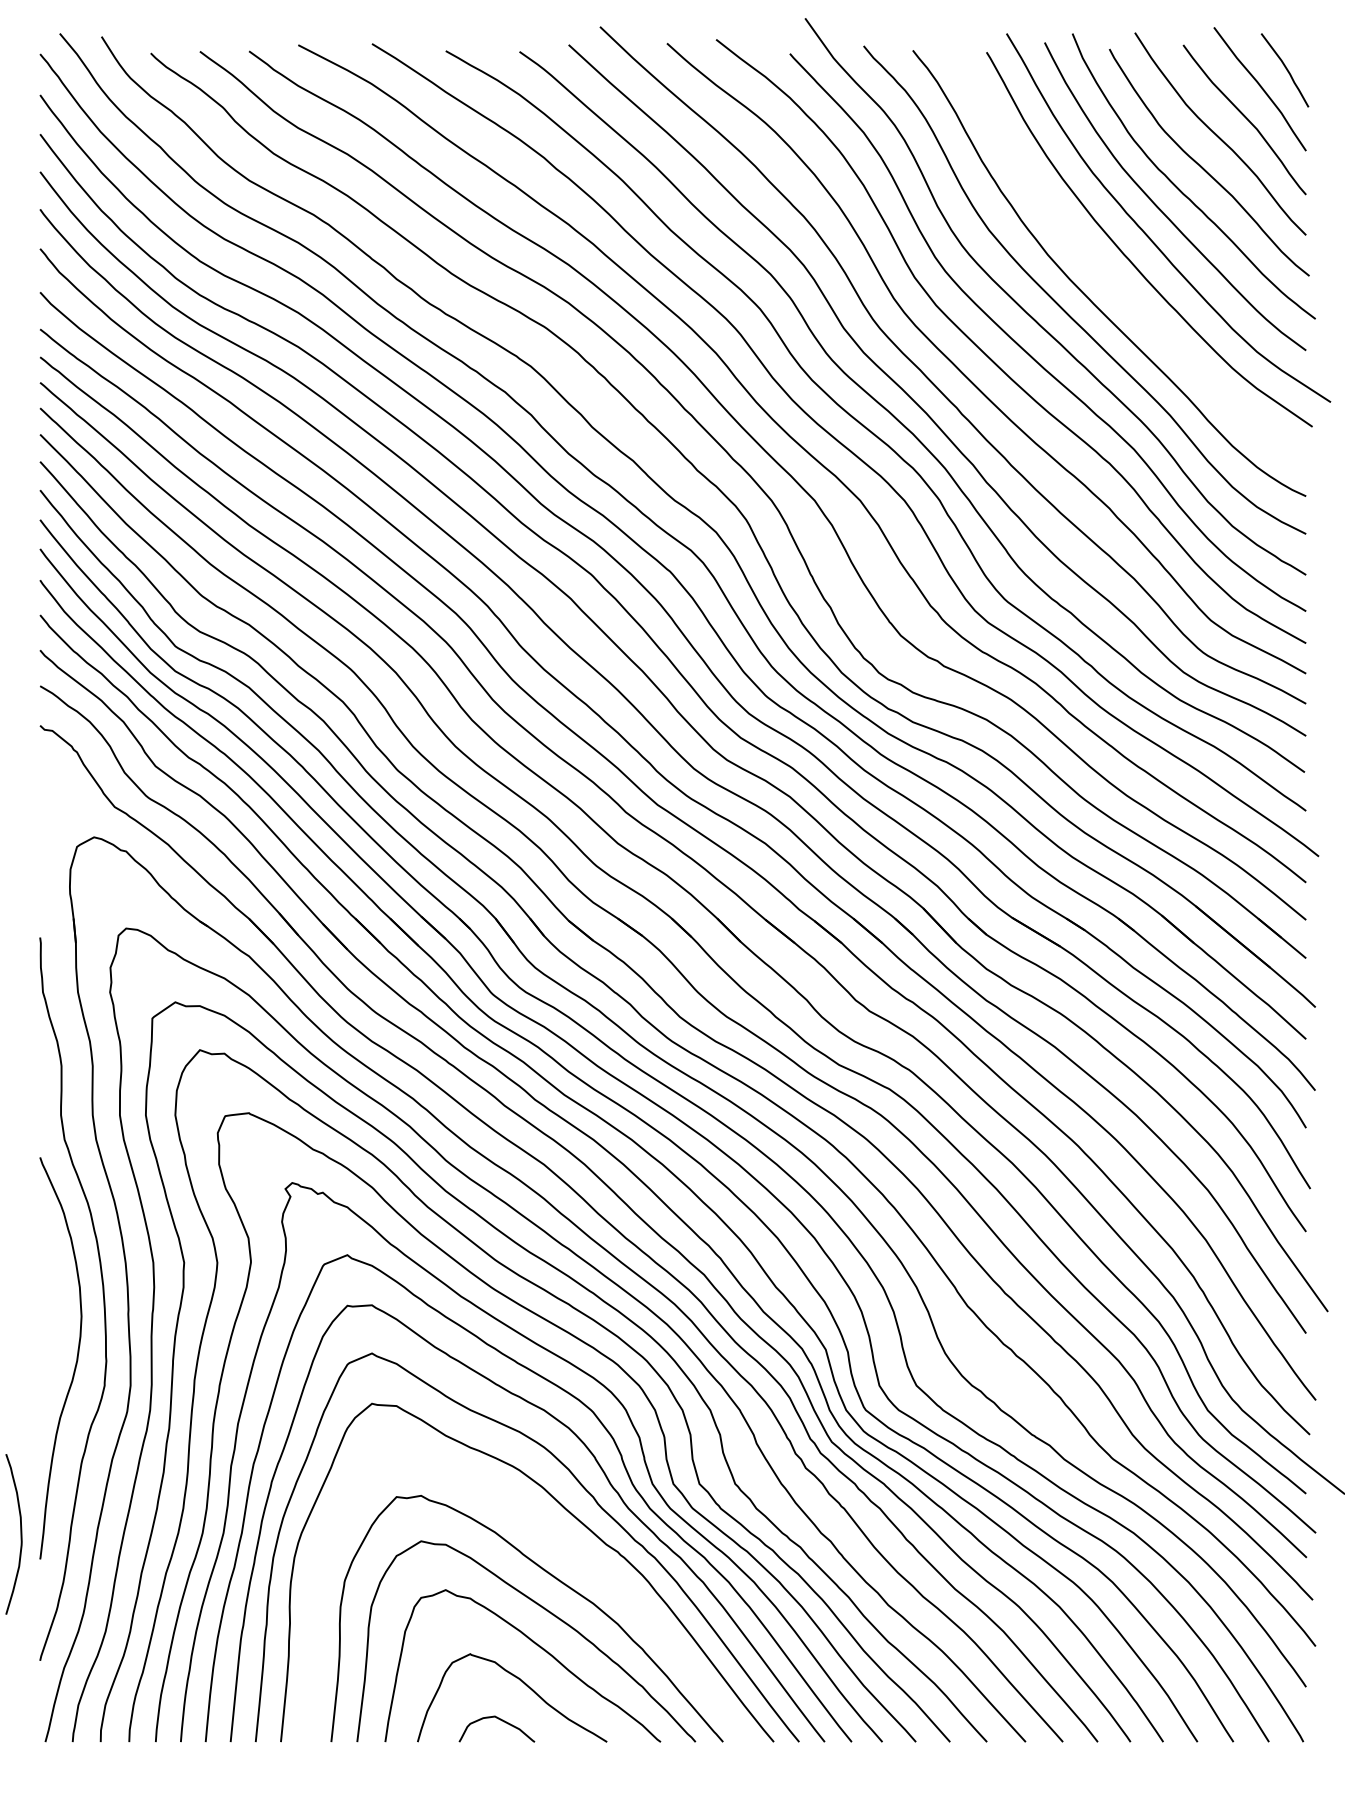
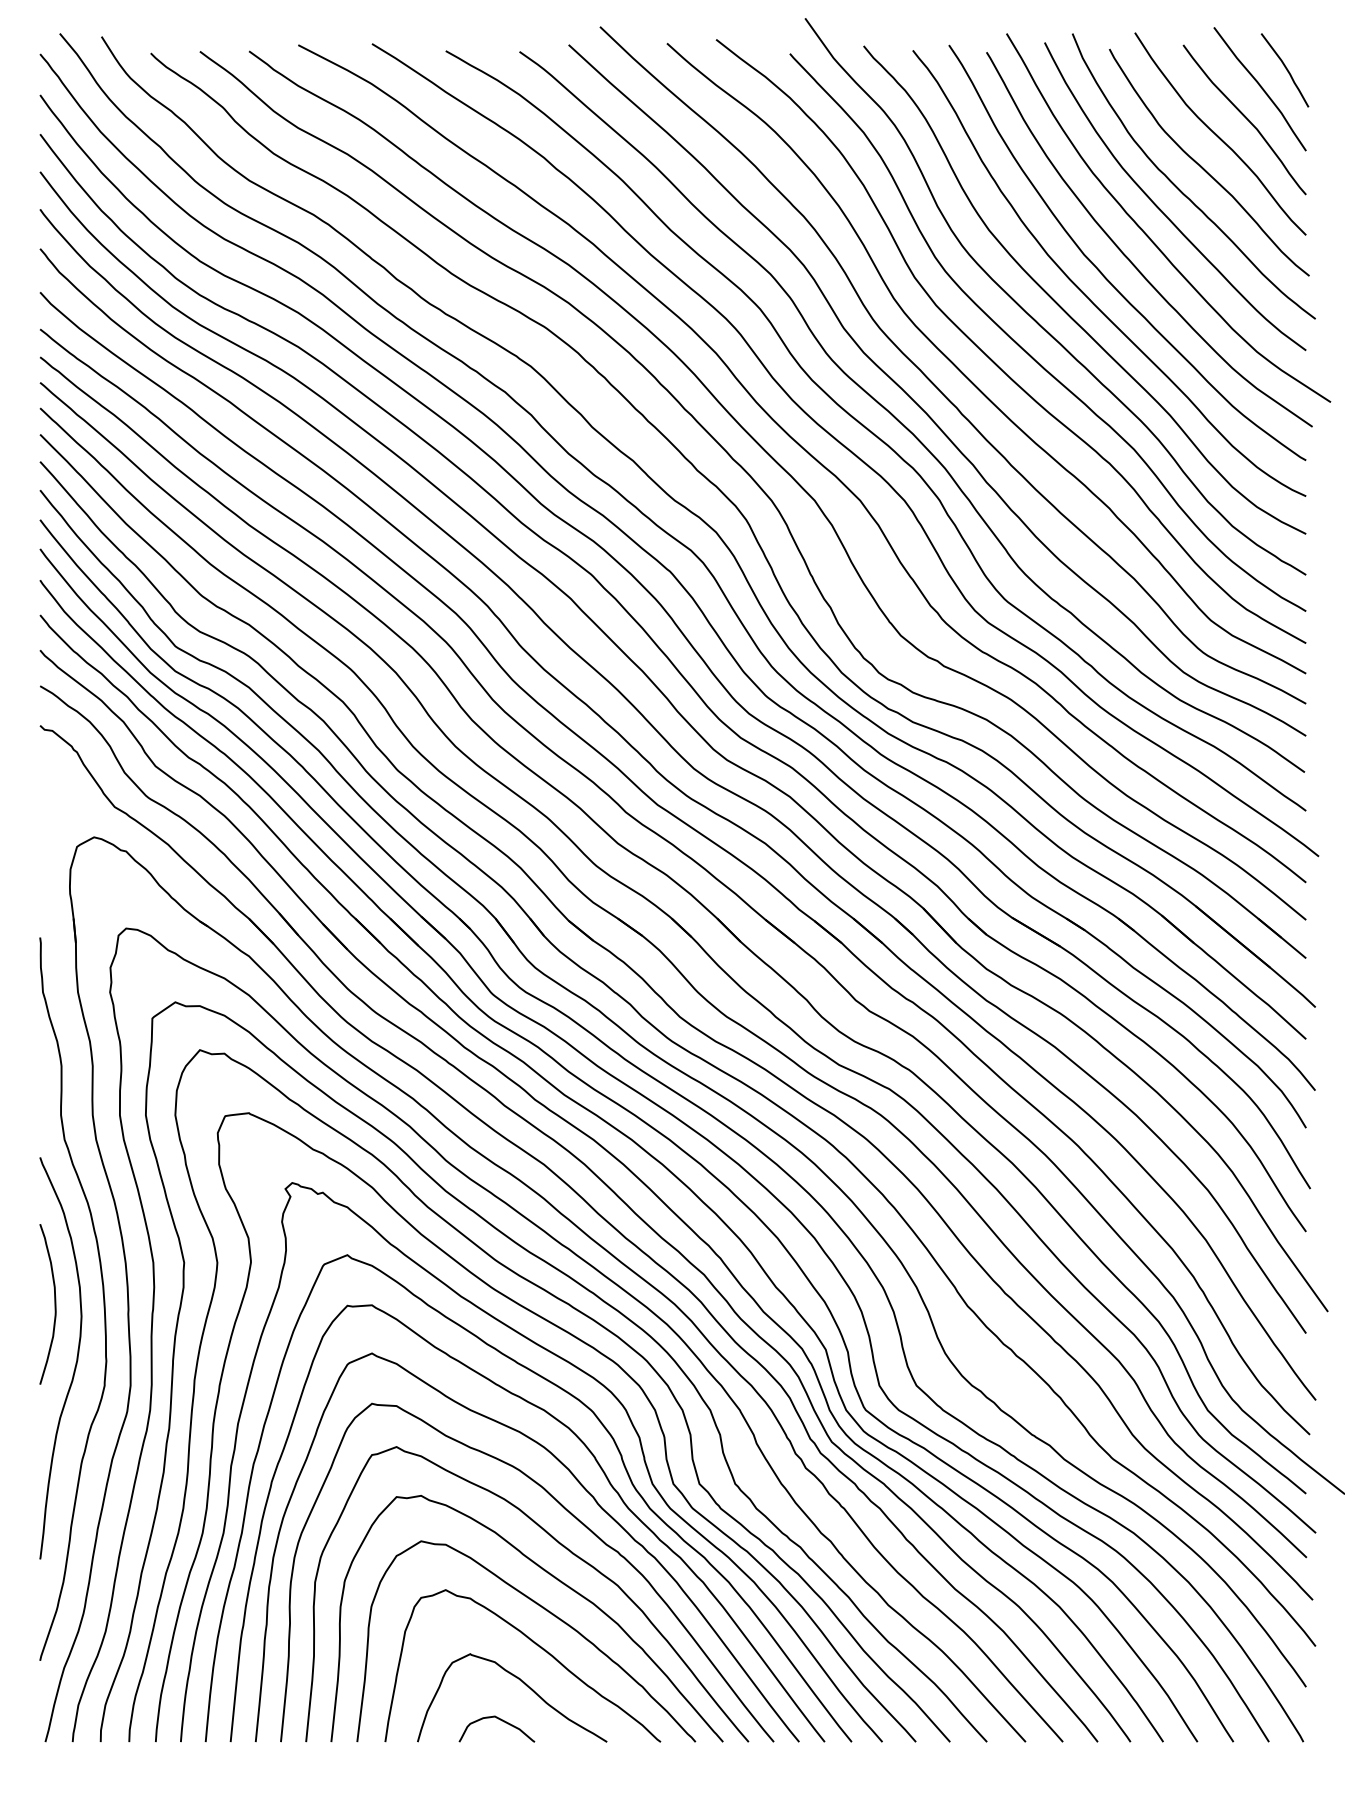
curve: none -> present (1102, 272)
curve position: (20, 1534) -> (54, 1304) (54, 1304)
curve: none -> present (563, 1547)
